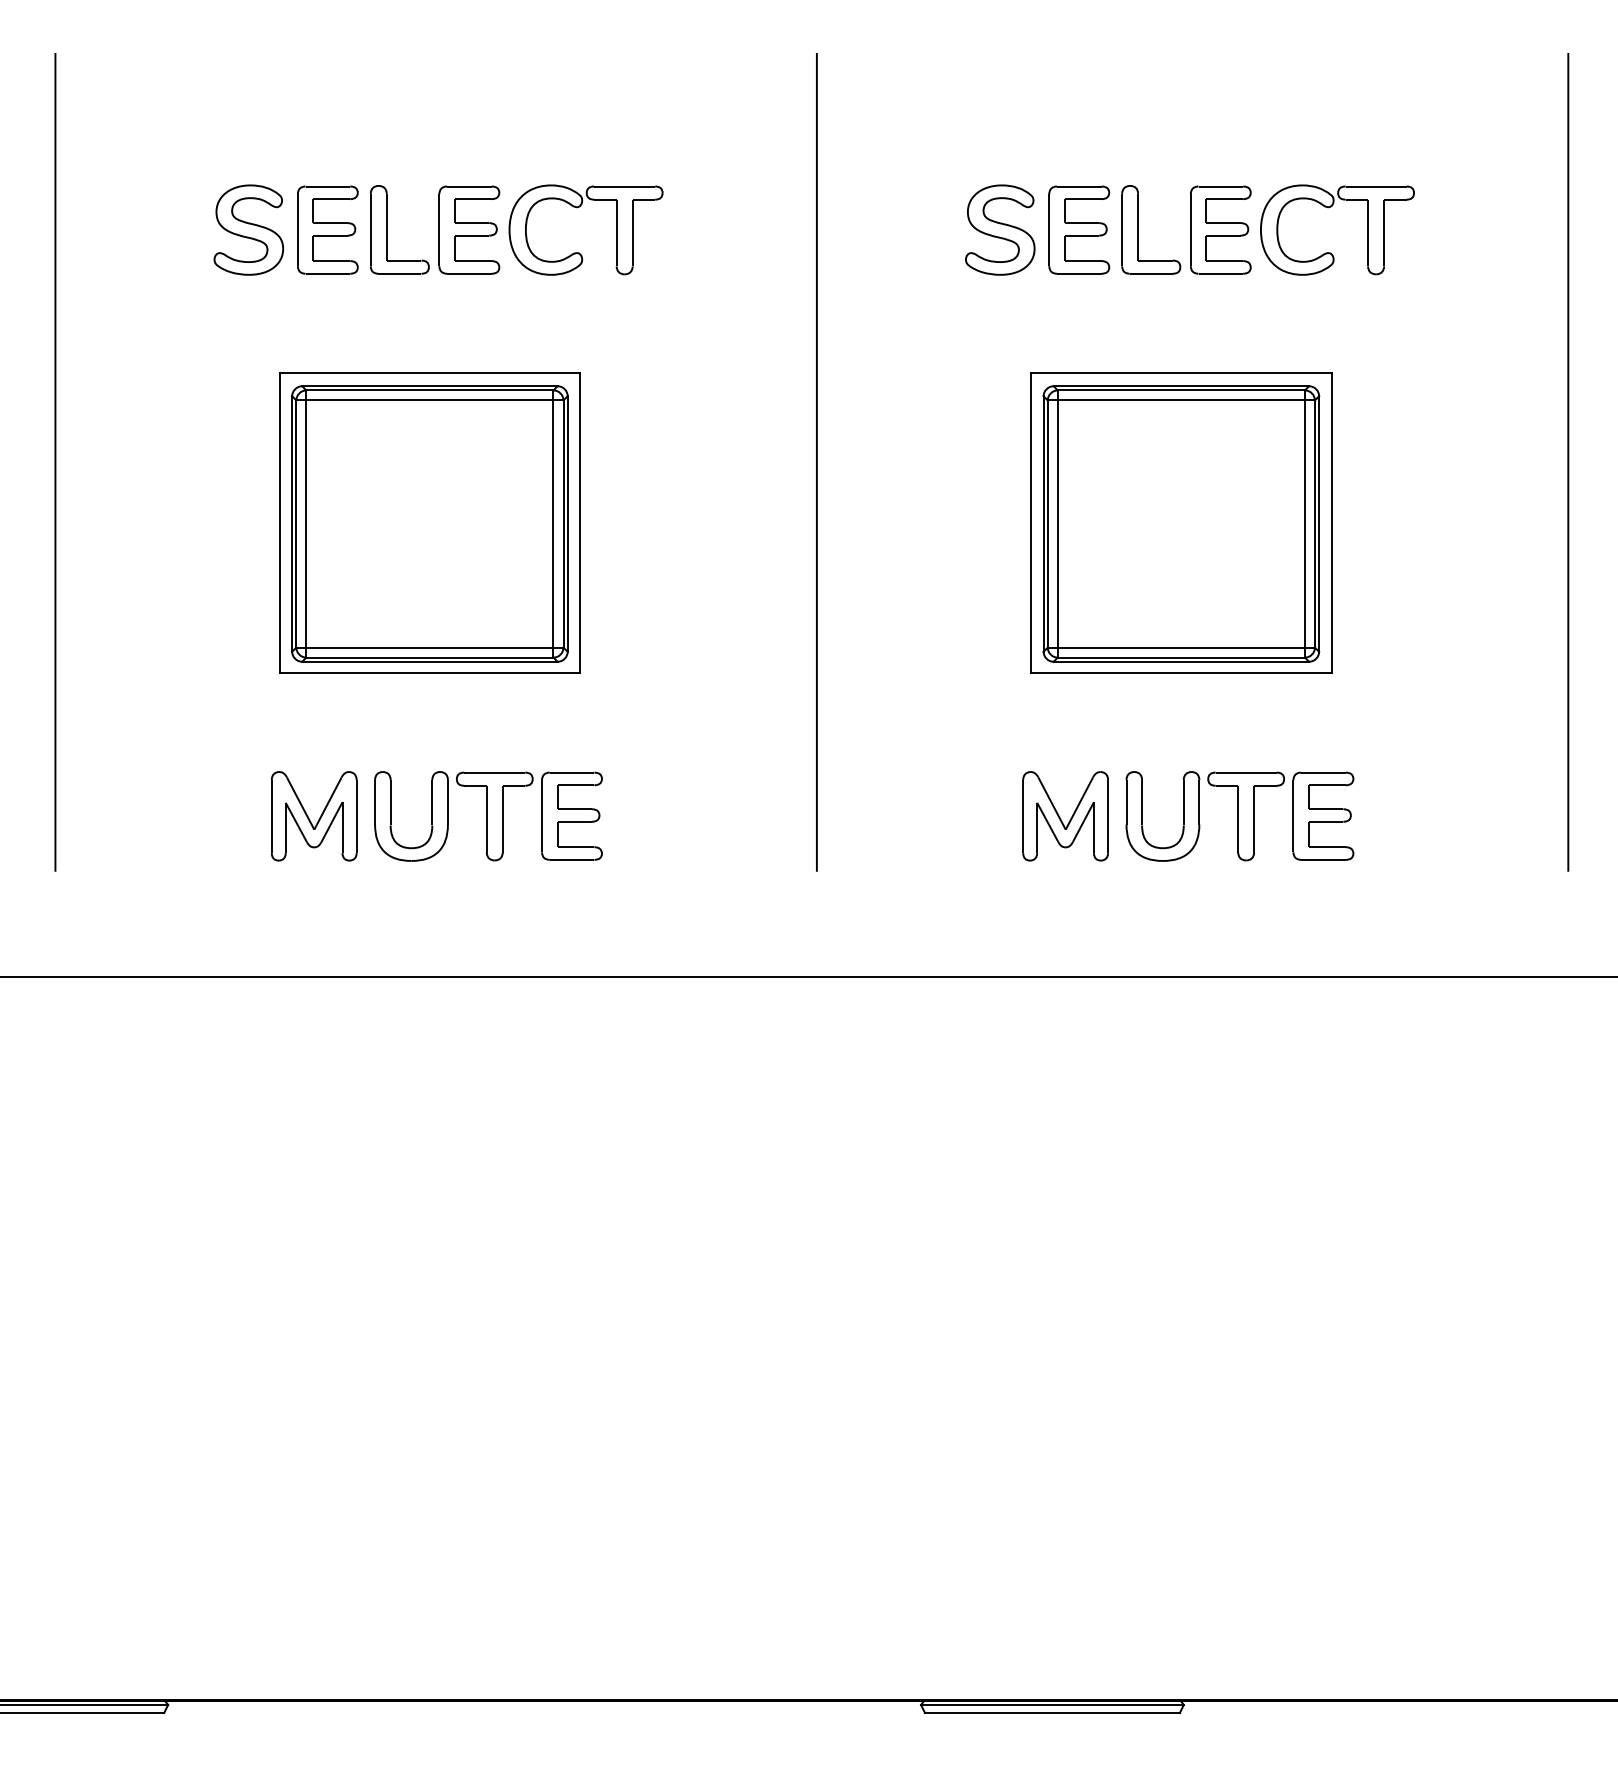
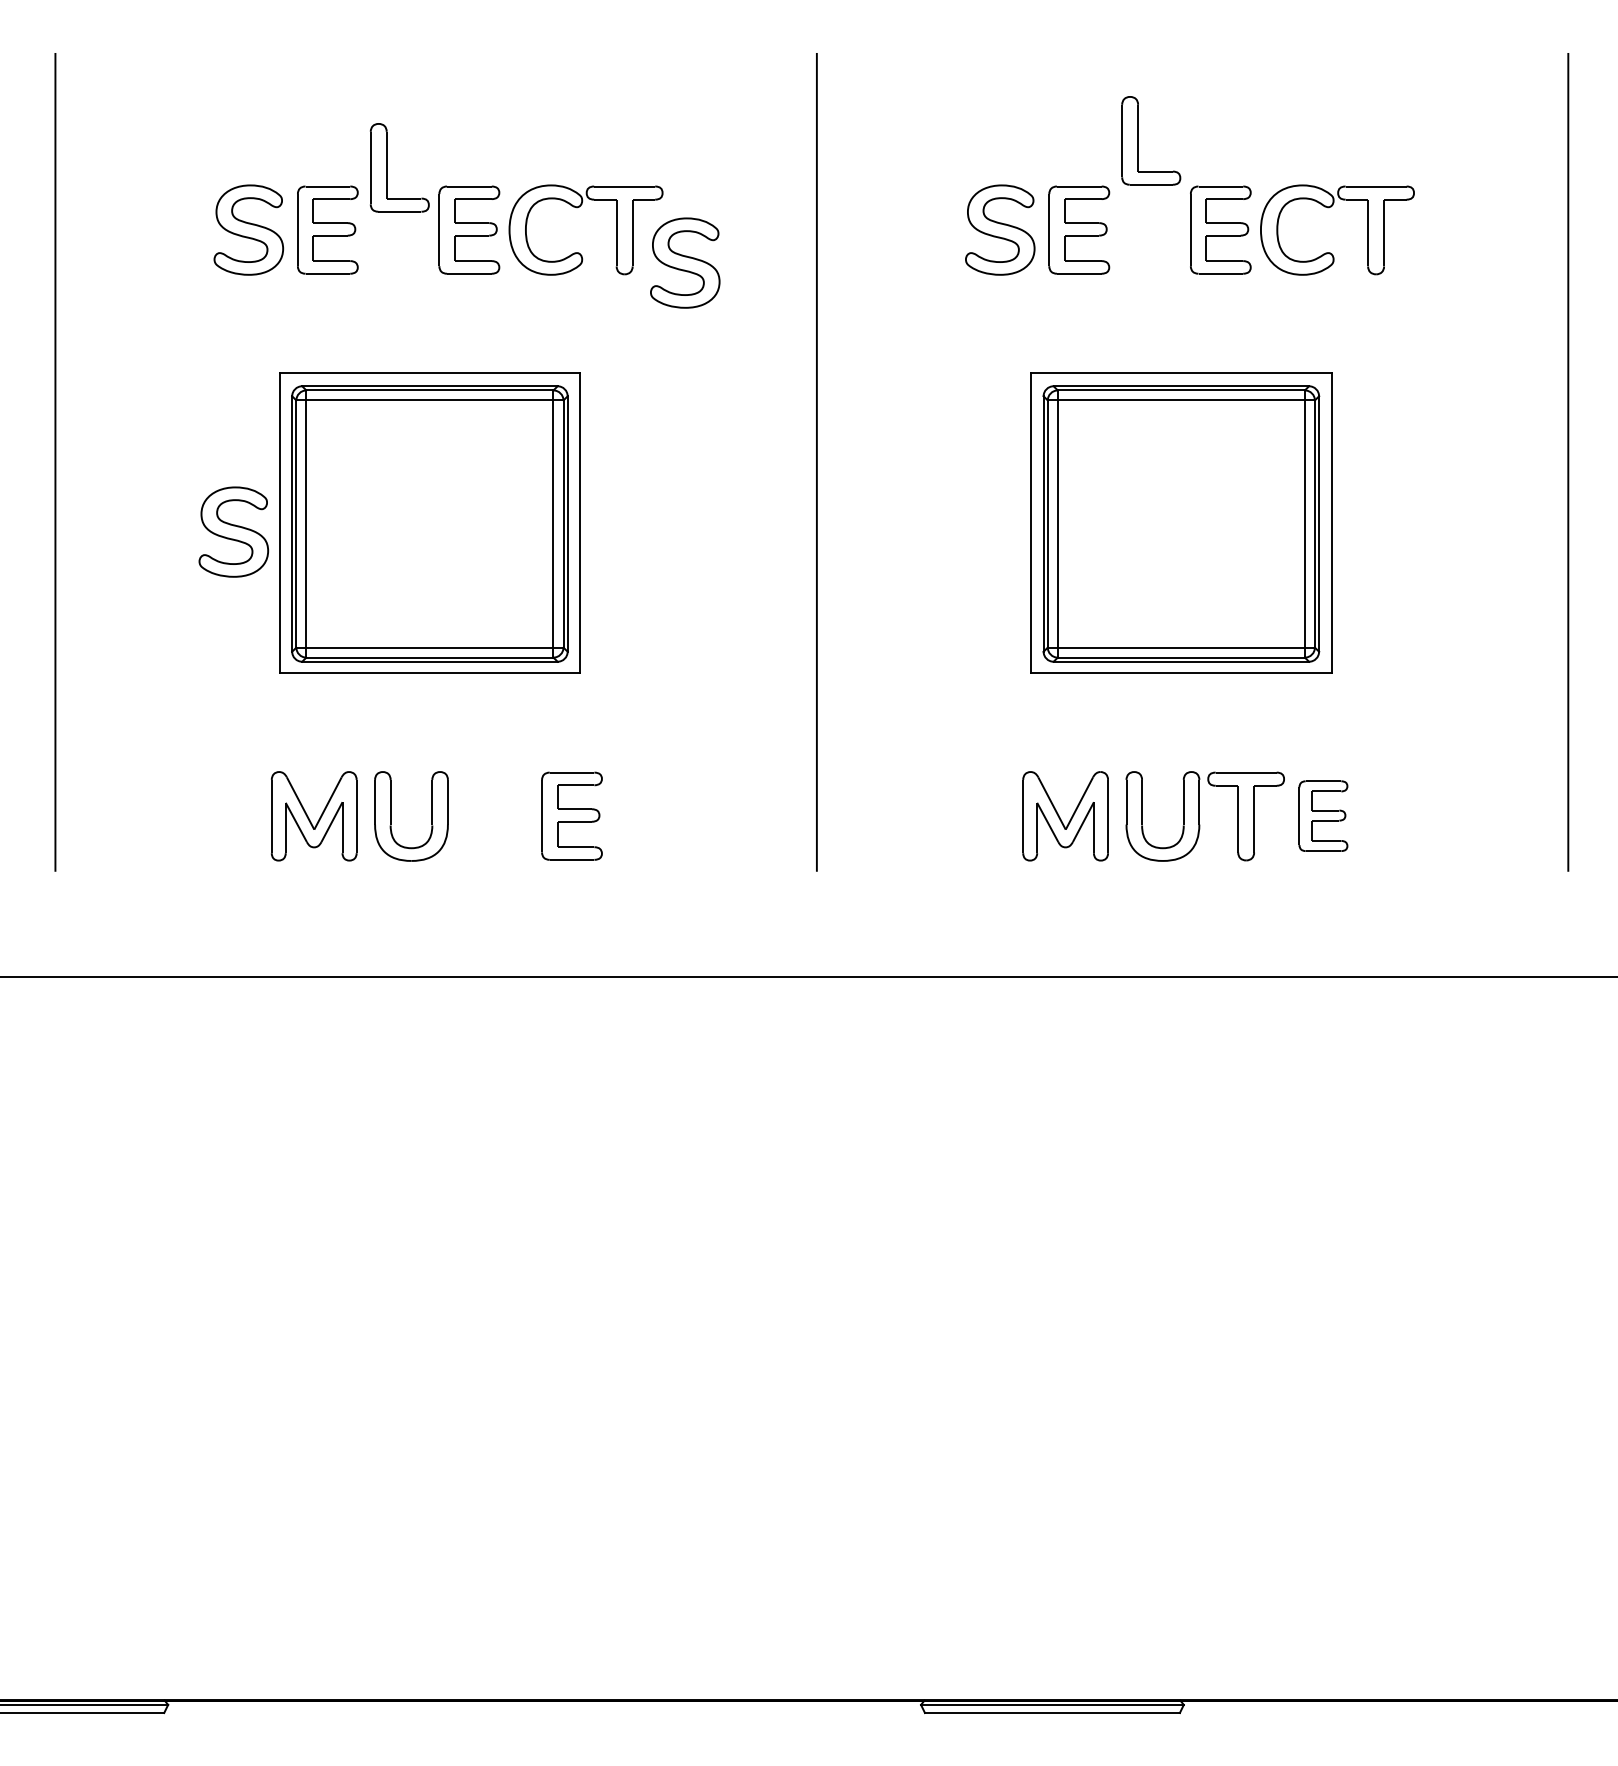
part position: (387, 229) -> (387, 167) (387, 167)
part position: (1138, 229) -> (1138, 140) (1138, 140)
part: none -> present (685, 262)
part: none -> present (233, 531)
part size: 63x90 px -> 51x72 px (1323, 815)
part: present -> none (494, 816)
